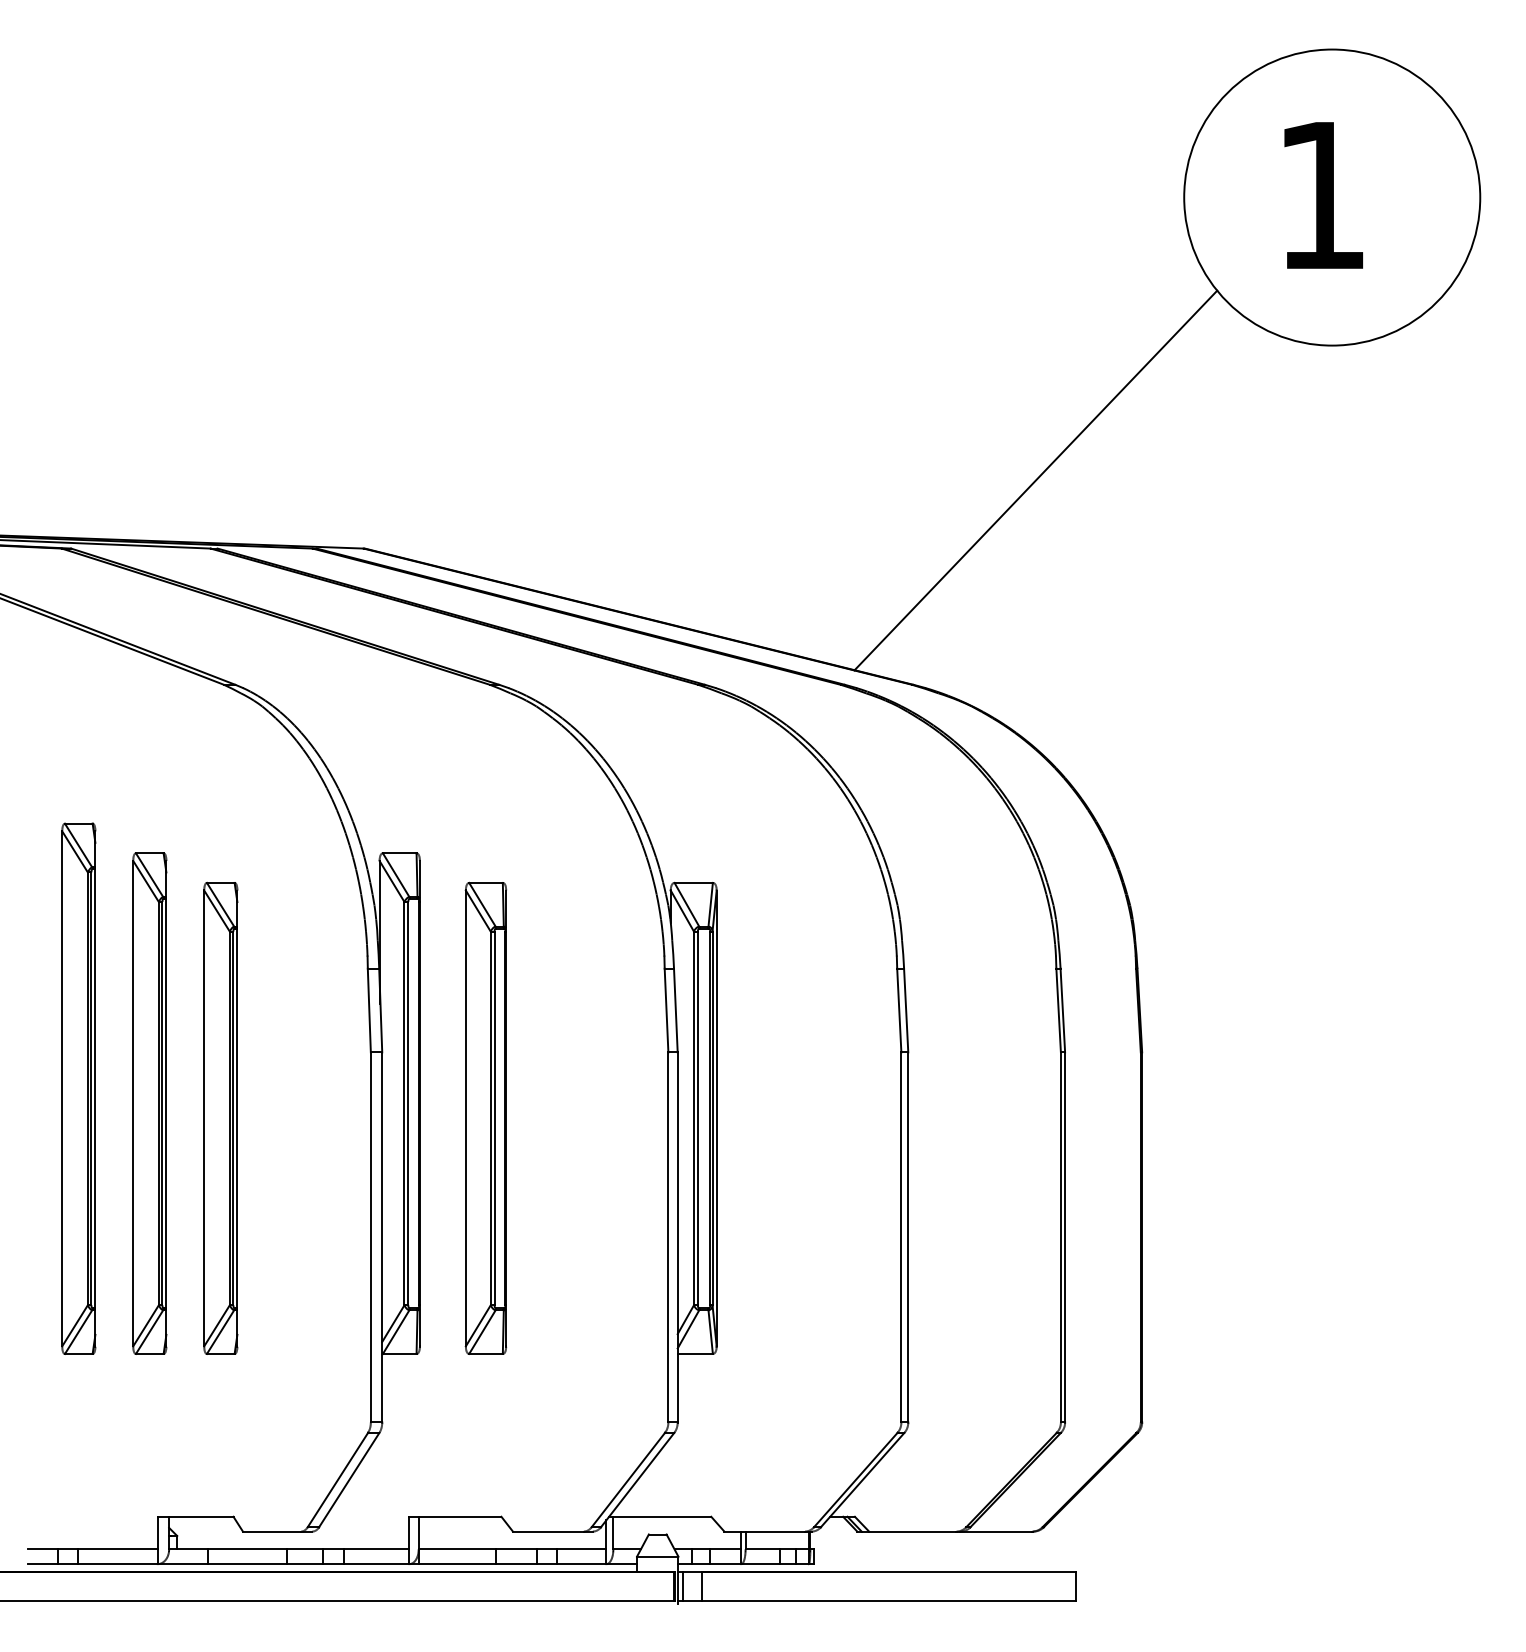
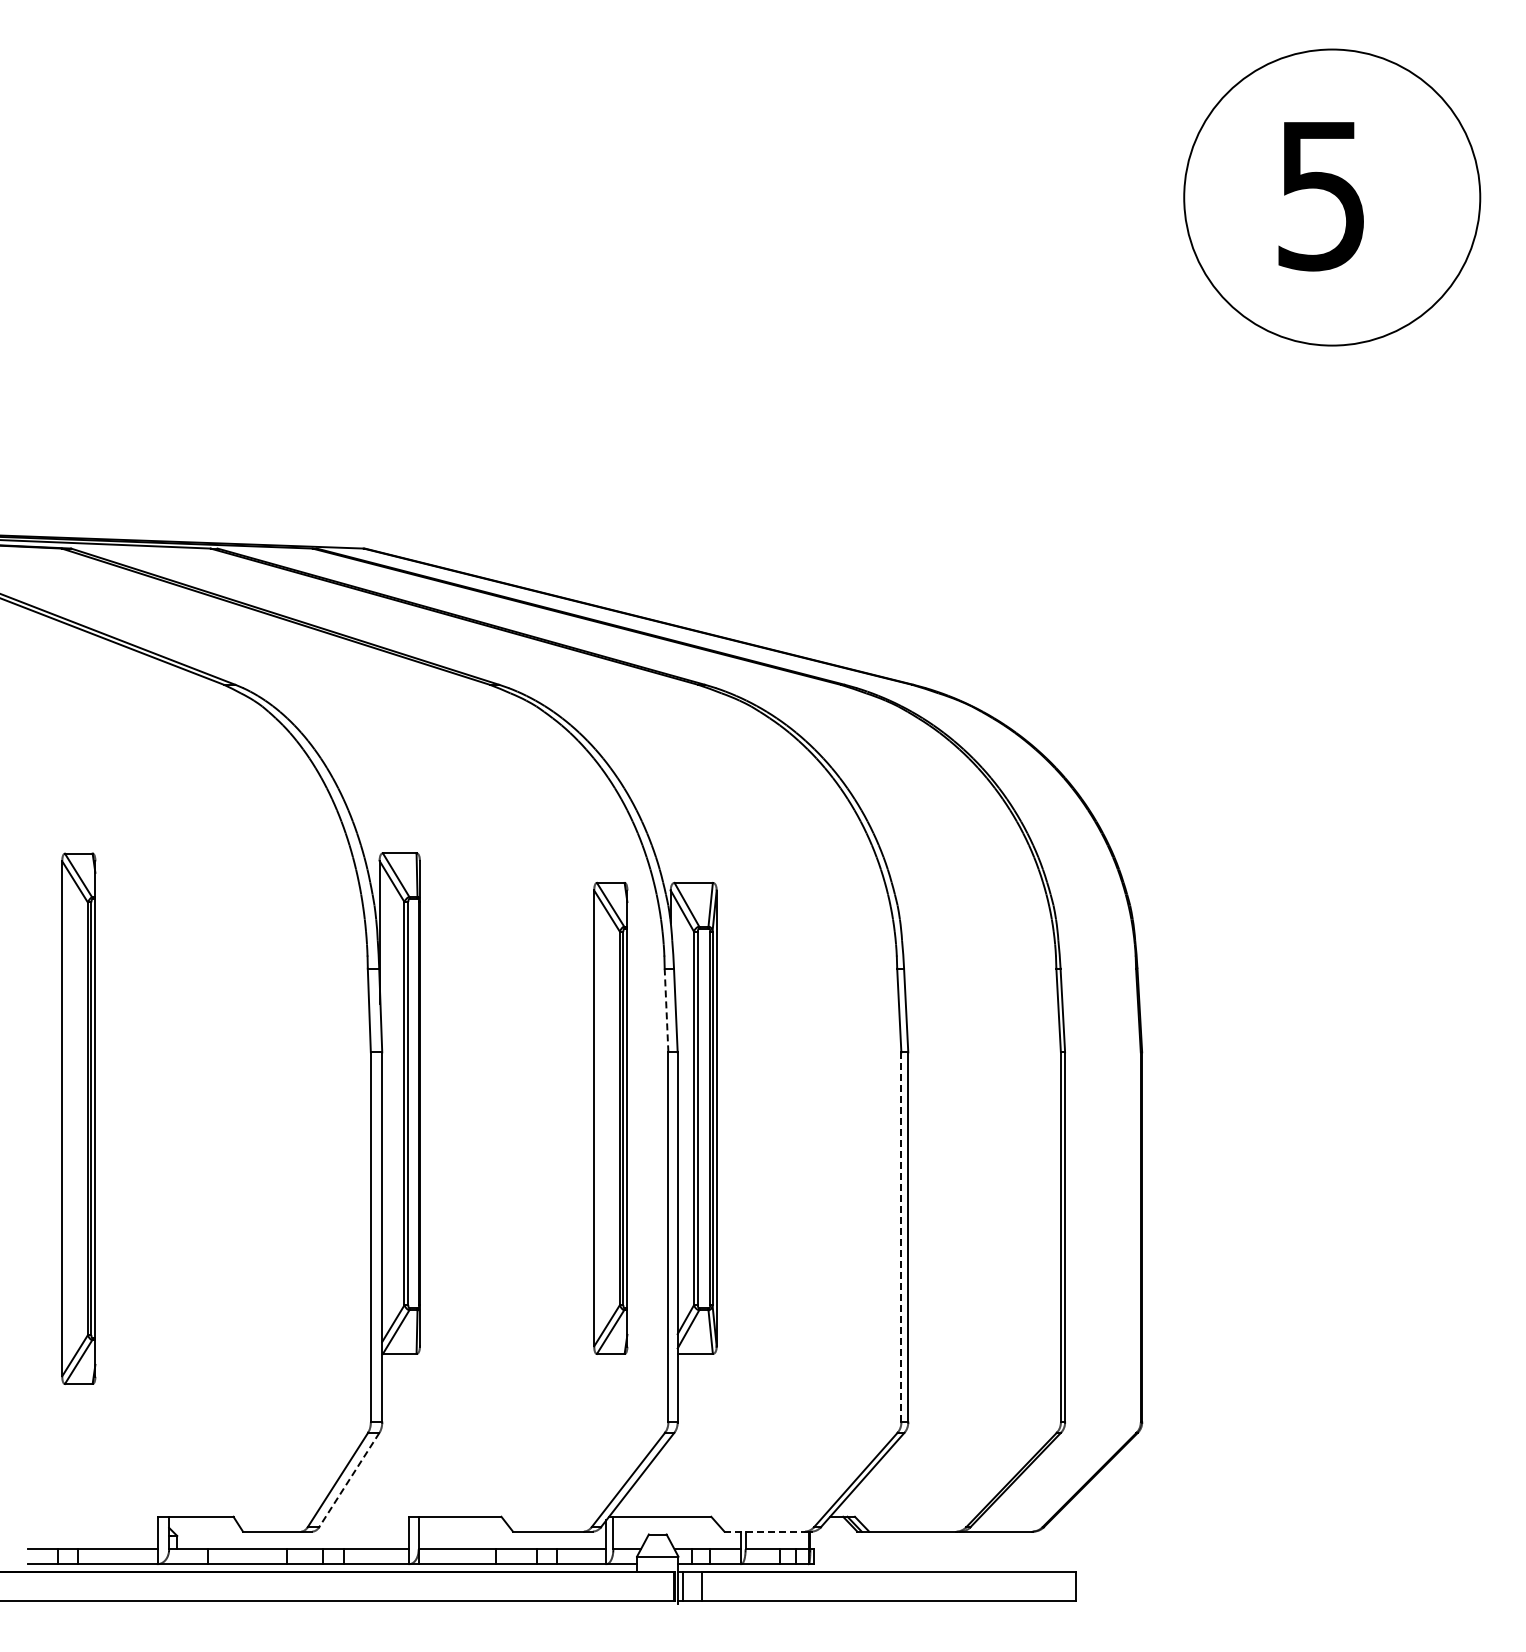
text: 1 -> 5 (1320, 196)
line: present -> none (1035, 480)
line: solid -> dashed (666, 1010)
part position: (78, 1088) -> (78, 1118) (78, 1118)
part: present -> none (149, 1103)
part position: (220, 1117) -> (610, 1117) (610, 1117)
part: present -> none (485, 1117)
line: solid -> dashed (901, 1236)
line: solid -> dashed (349, 1480)
line: solid -> dashed (765, 1531)
